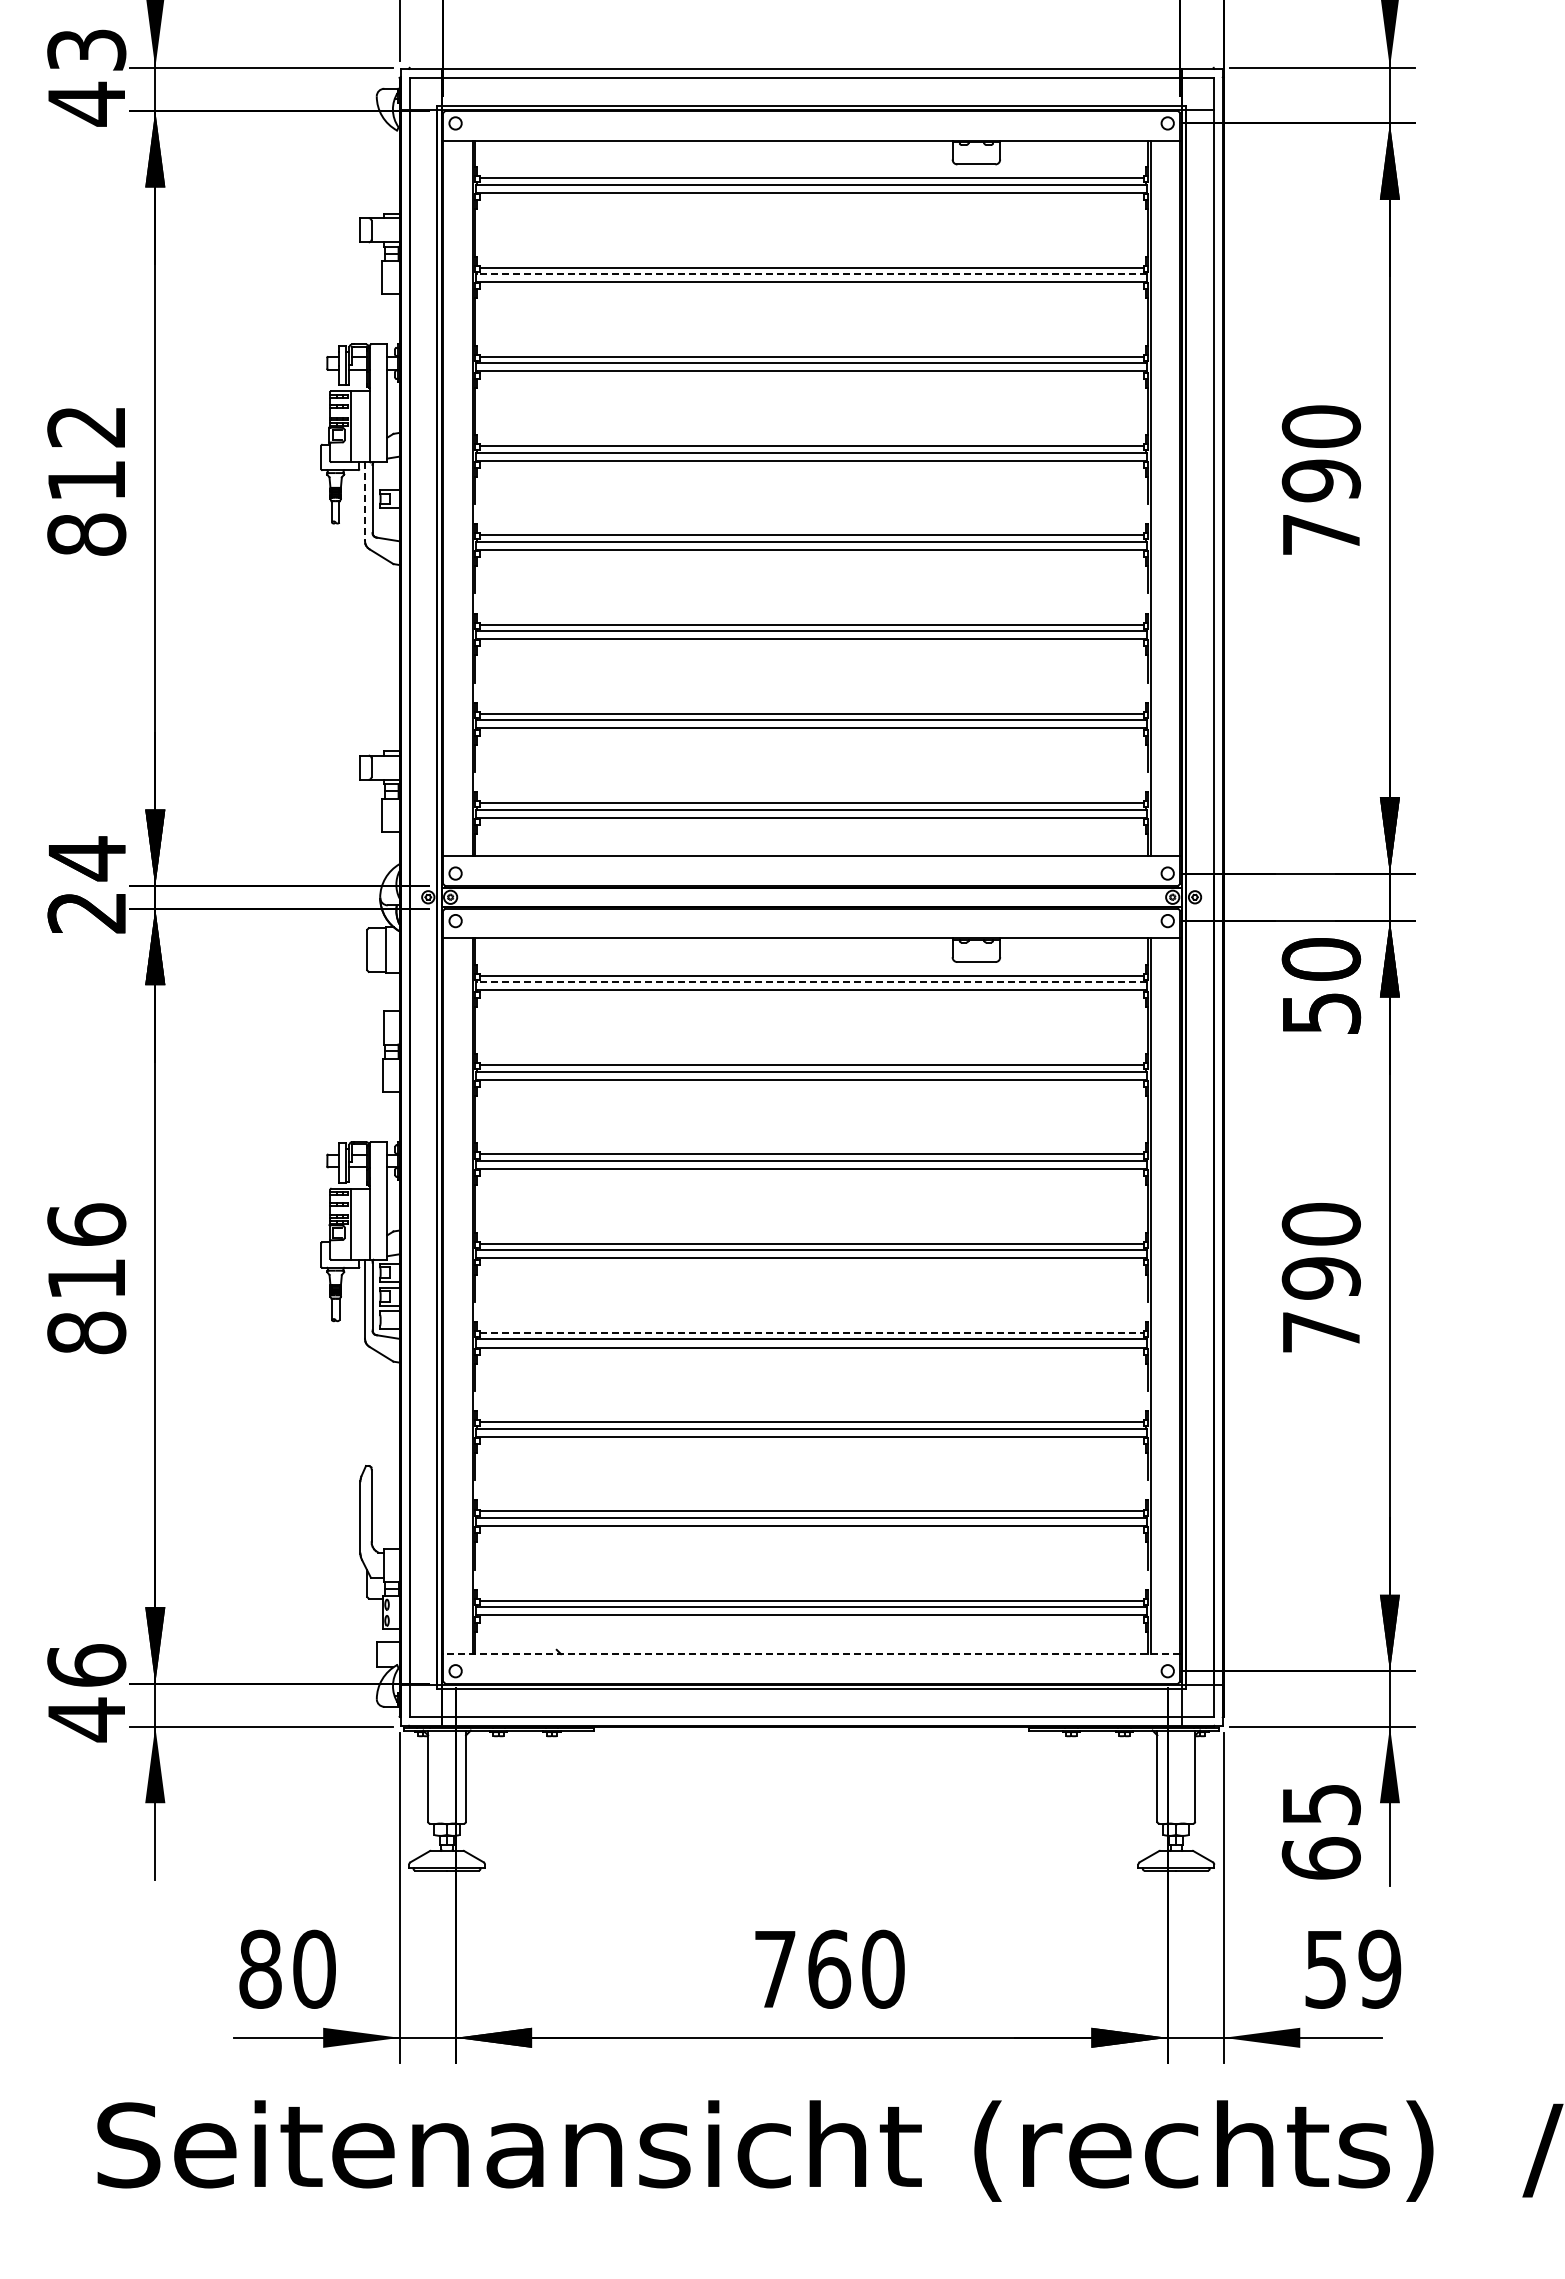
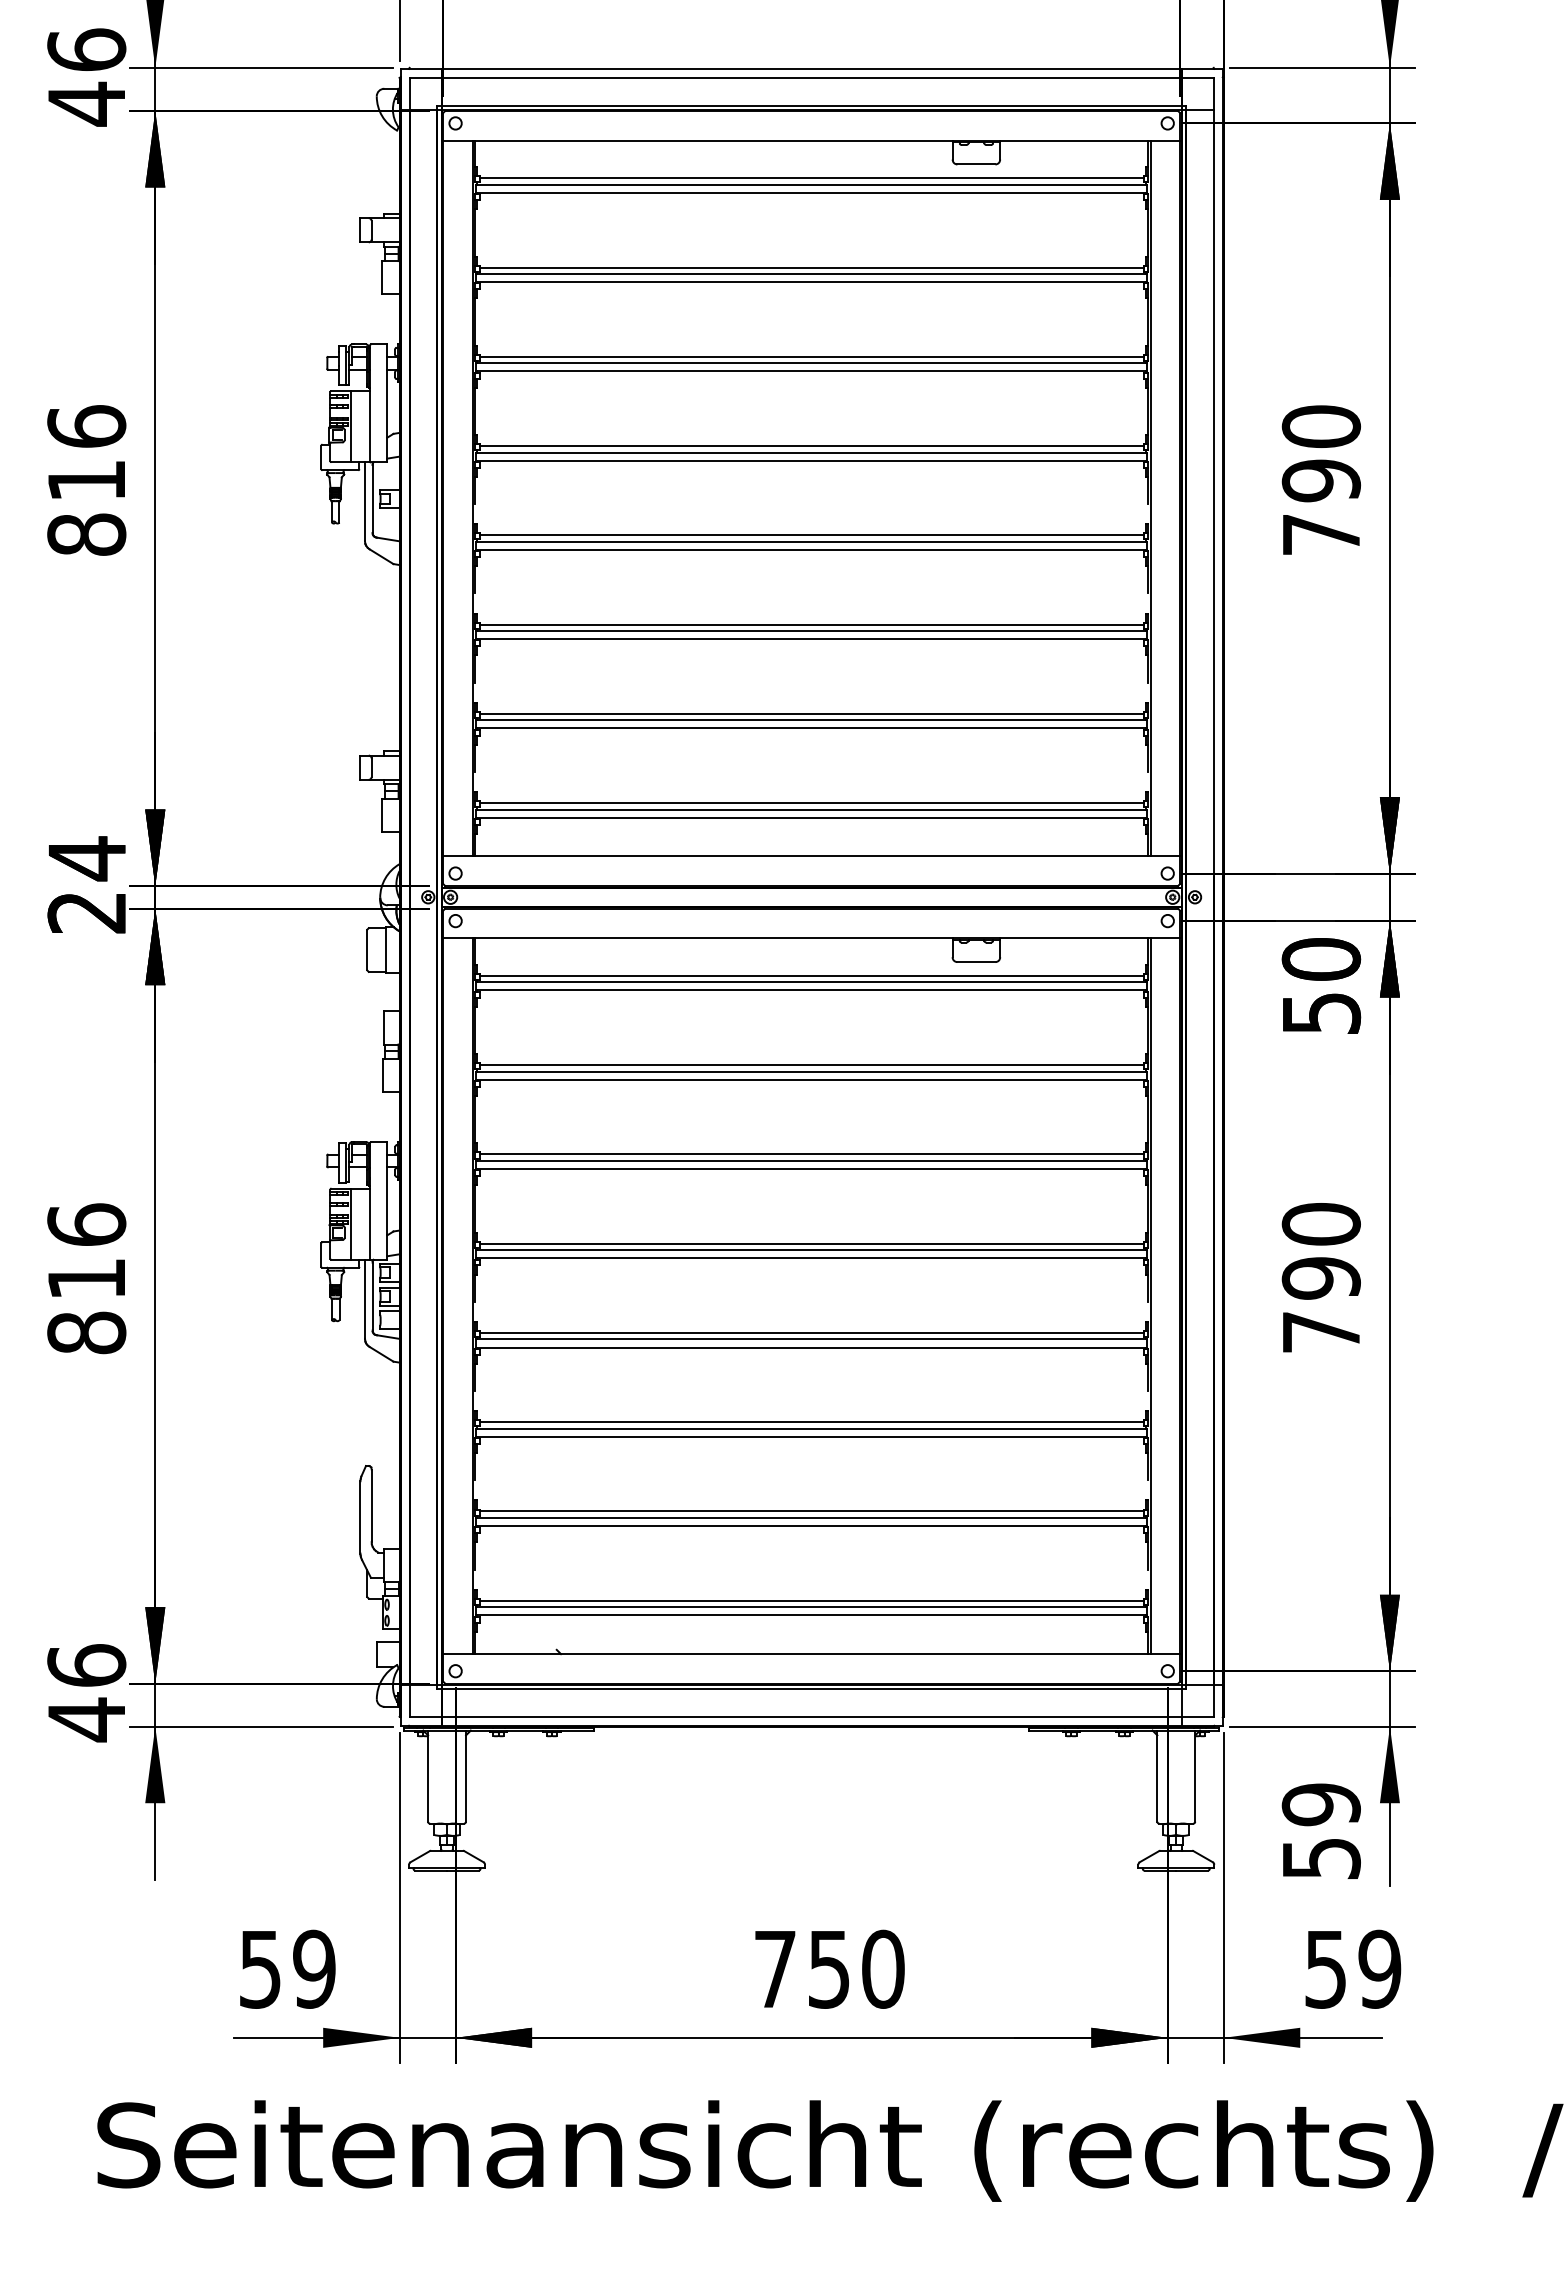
text: 43 -> 46 (86, 49)
line: dashed -> solid (811, 274)
text: 812 -> 816 (86, 426)
line: dashed -> solid (365, 502)
line: dashed -> solid (811, 982)
line: dashed -> solid (811, 1332)
line: dashed -> solid (811, 1654)
text: 65 -> 59 (1320, 1831)
text: 80 -> 59 (287, 1968)
text: 760 -> 750 (829, 1968)
